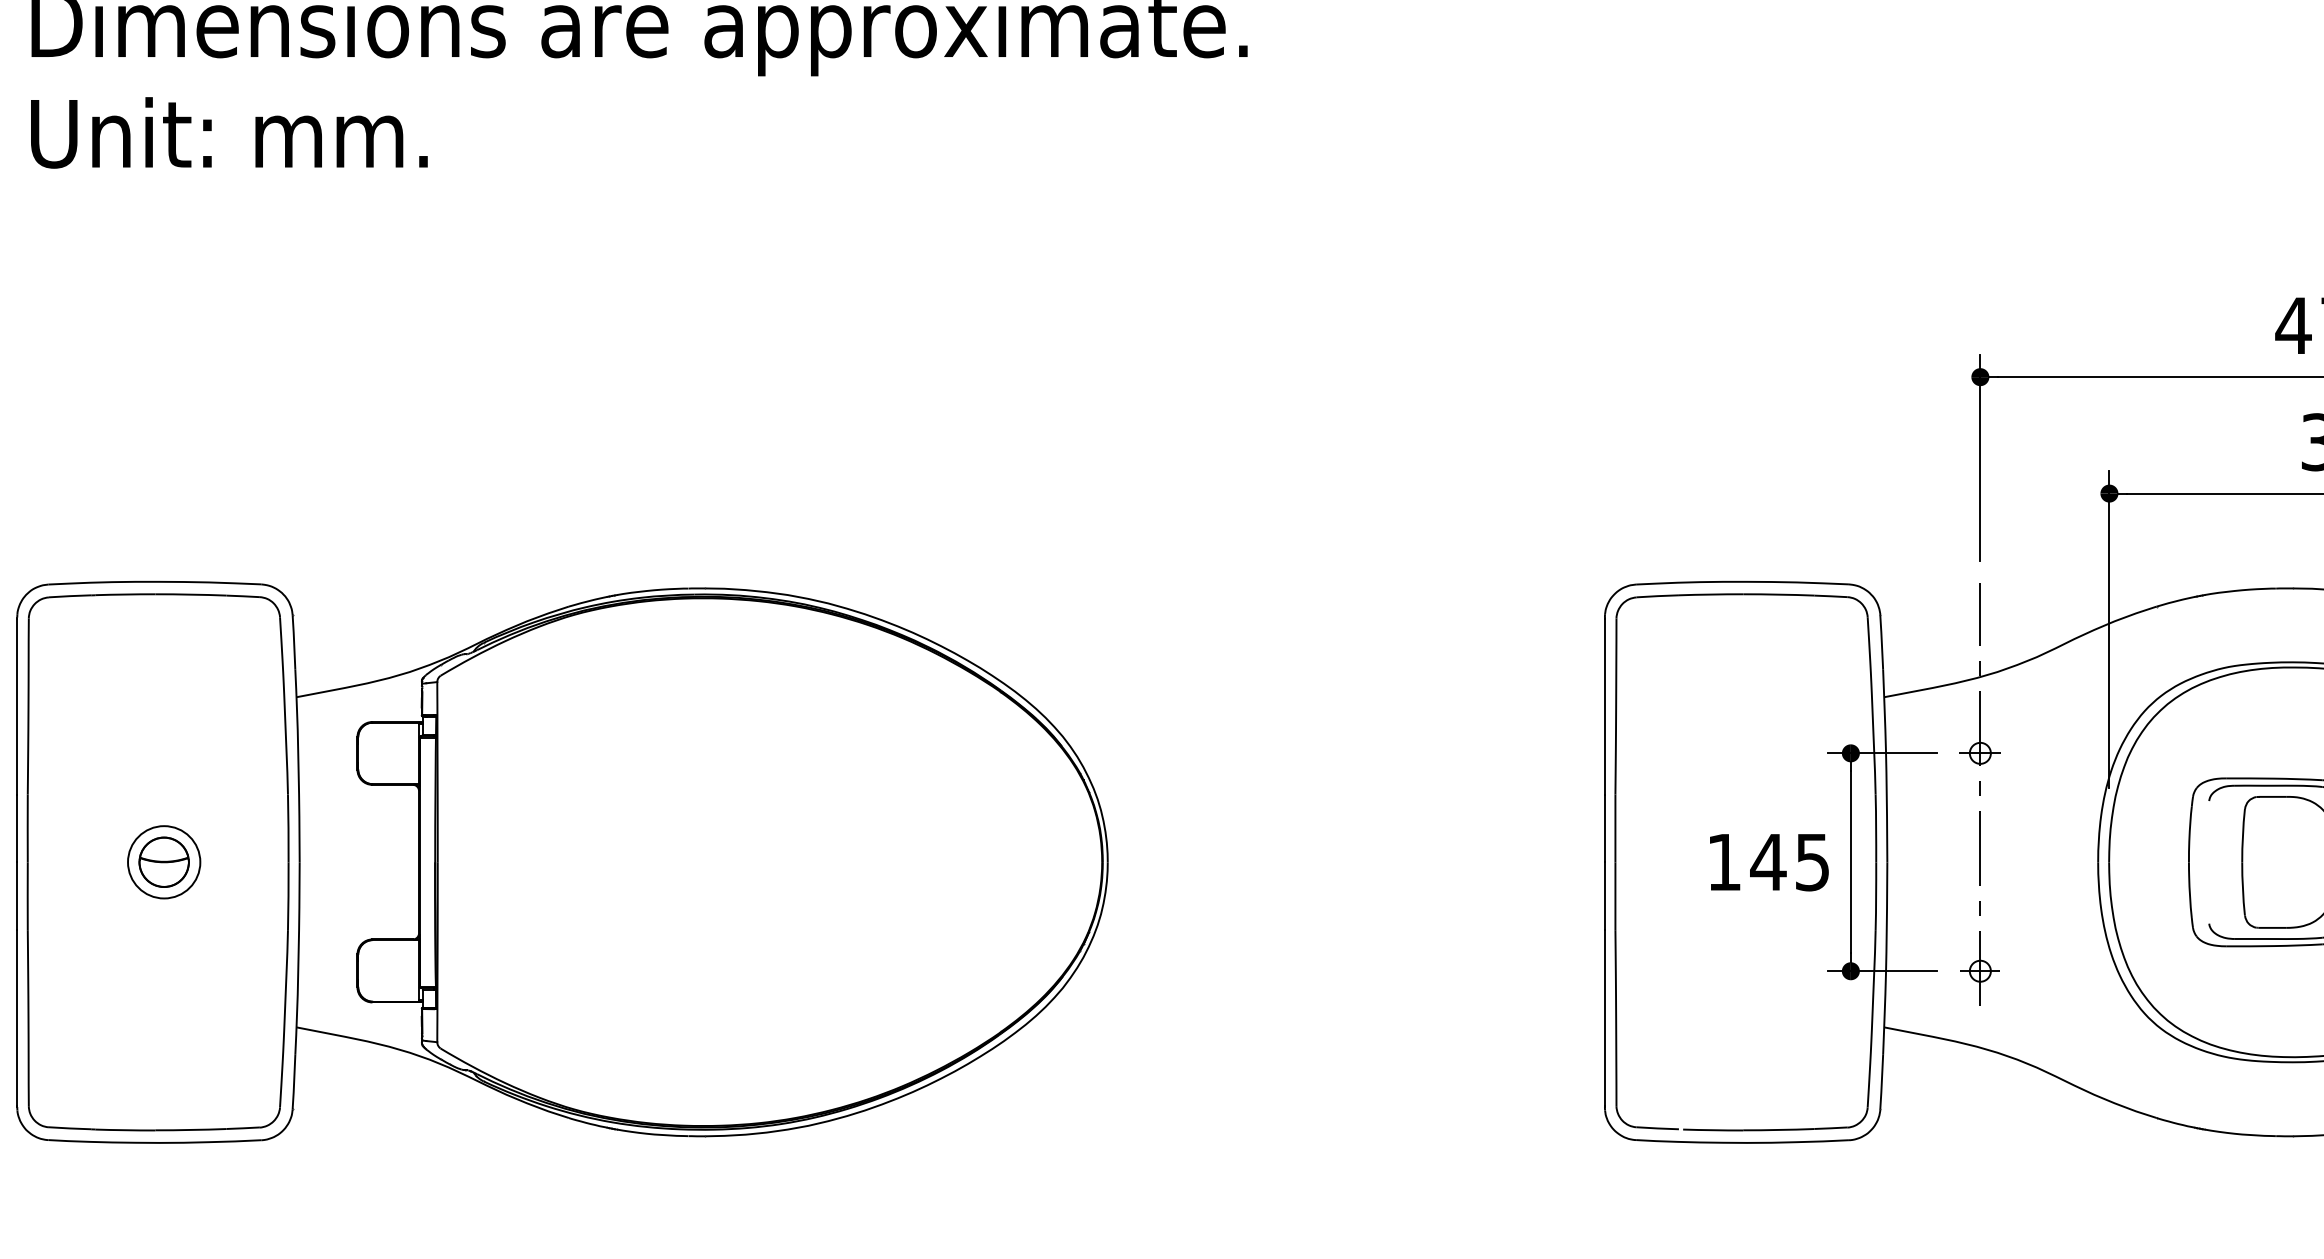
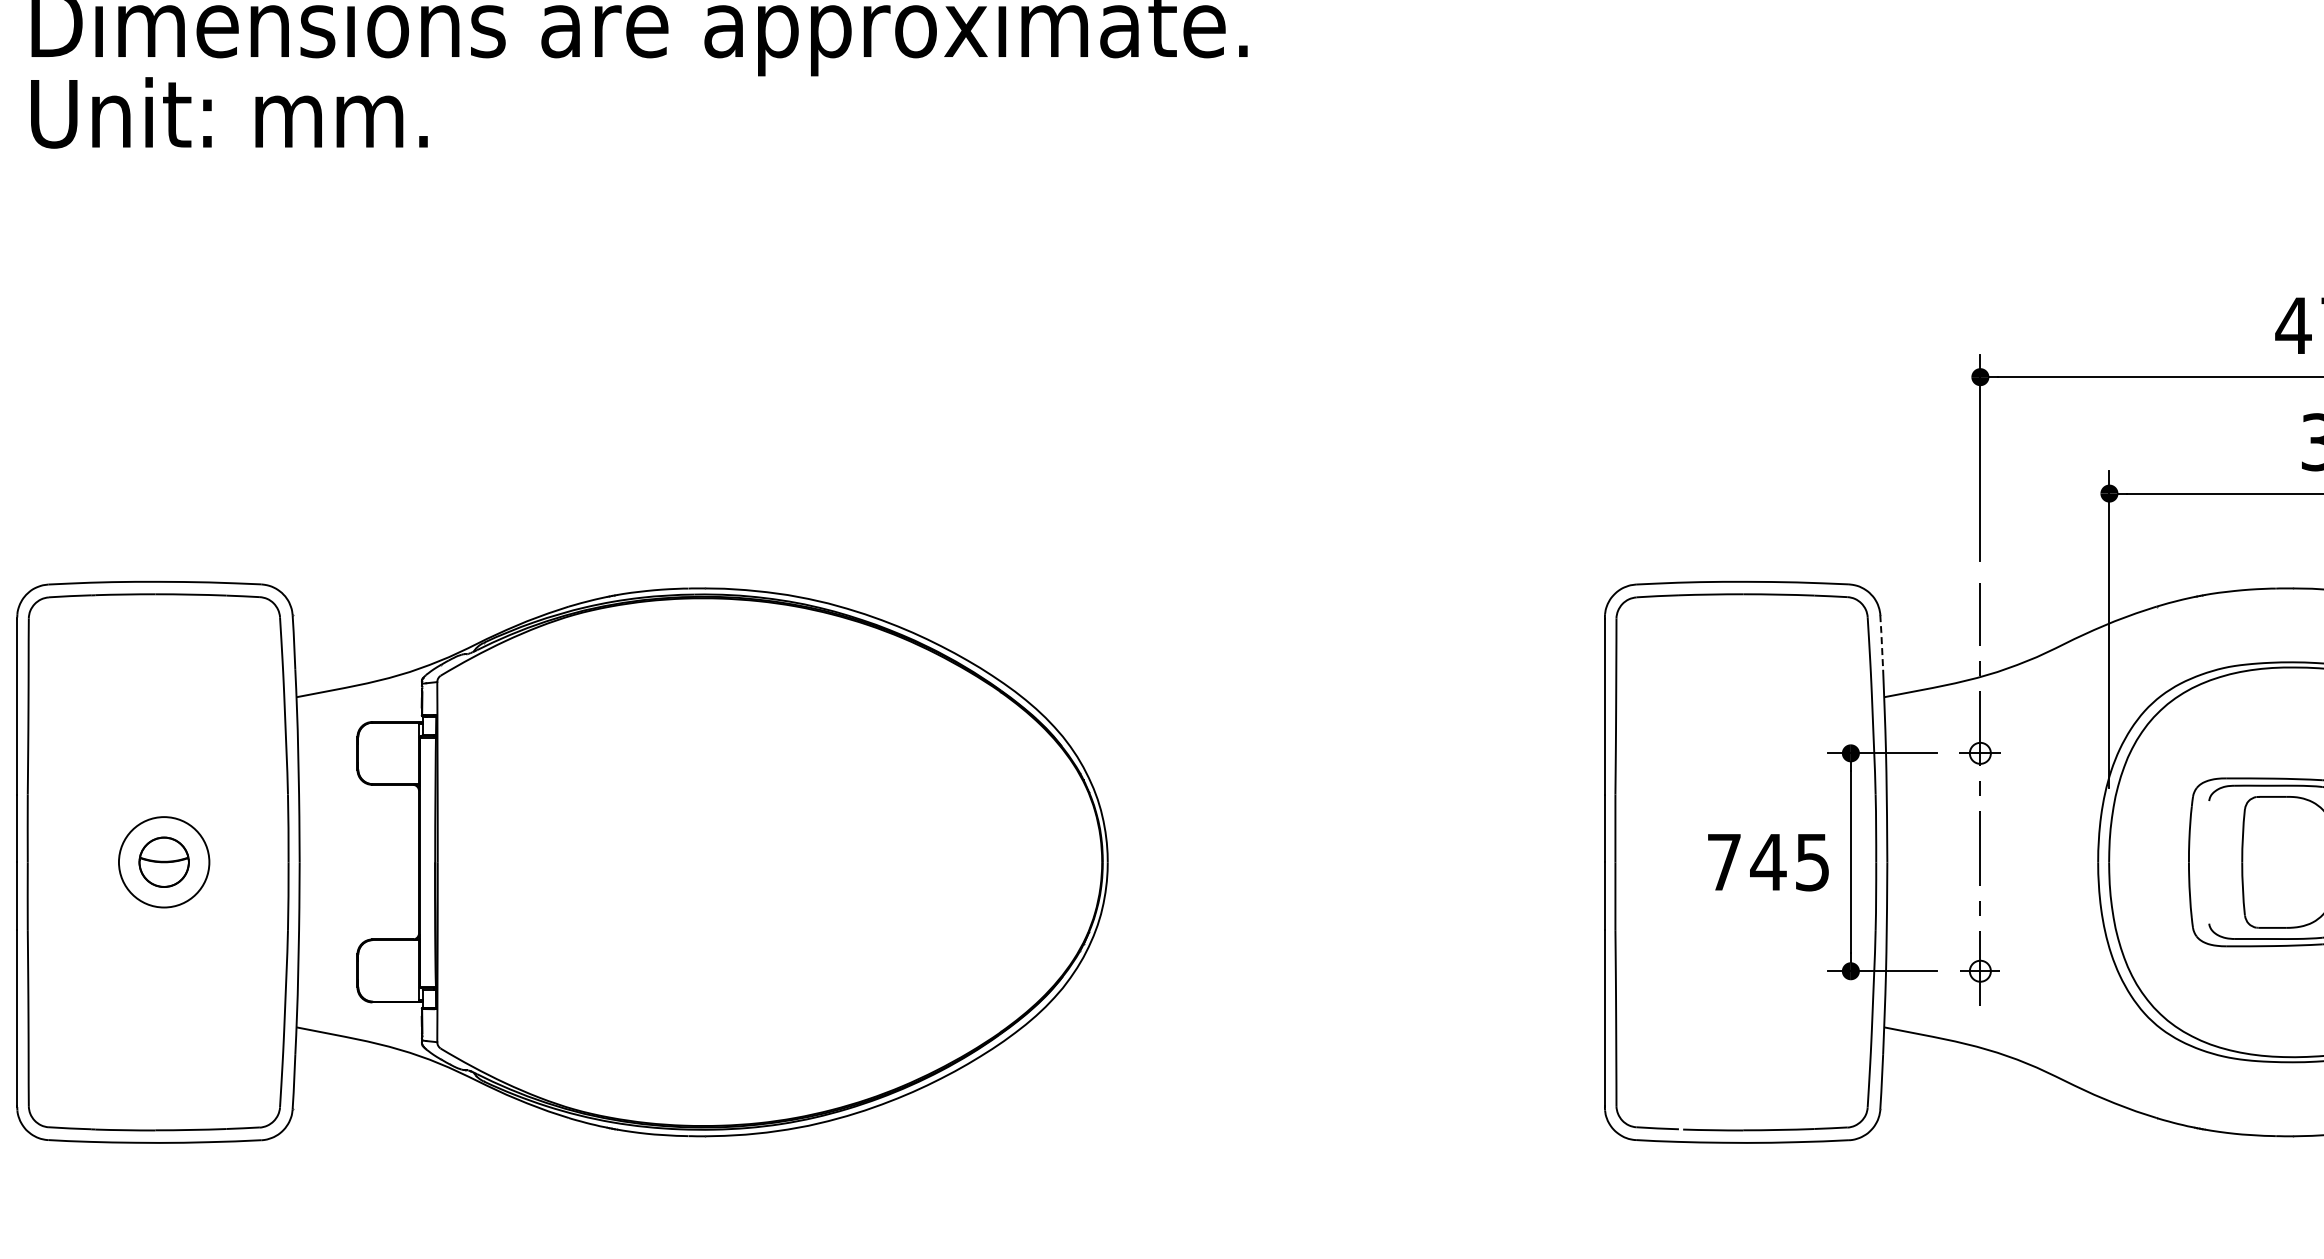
text position: (229, 132) -> (229, 112) (229, 112)
line: solid -> dashed (1881, 642)
circle diameter: 72 px -> 90 px (163, 862)
text: 145 -> 745 (1724, 862)
